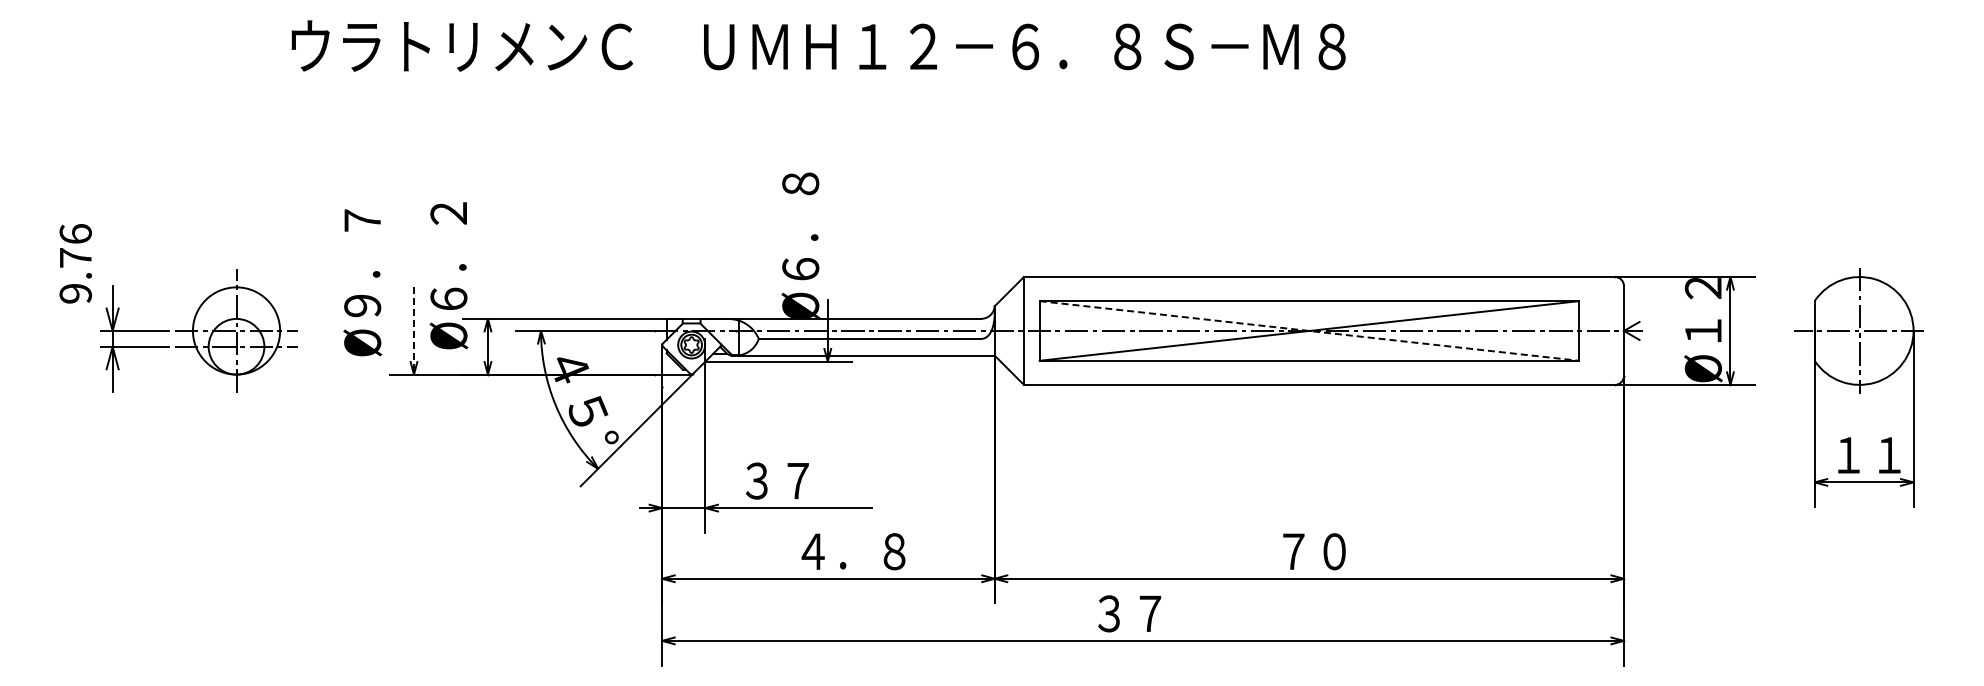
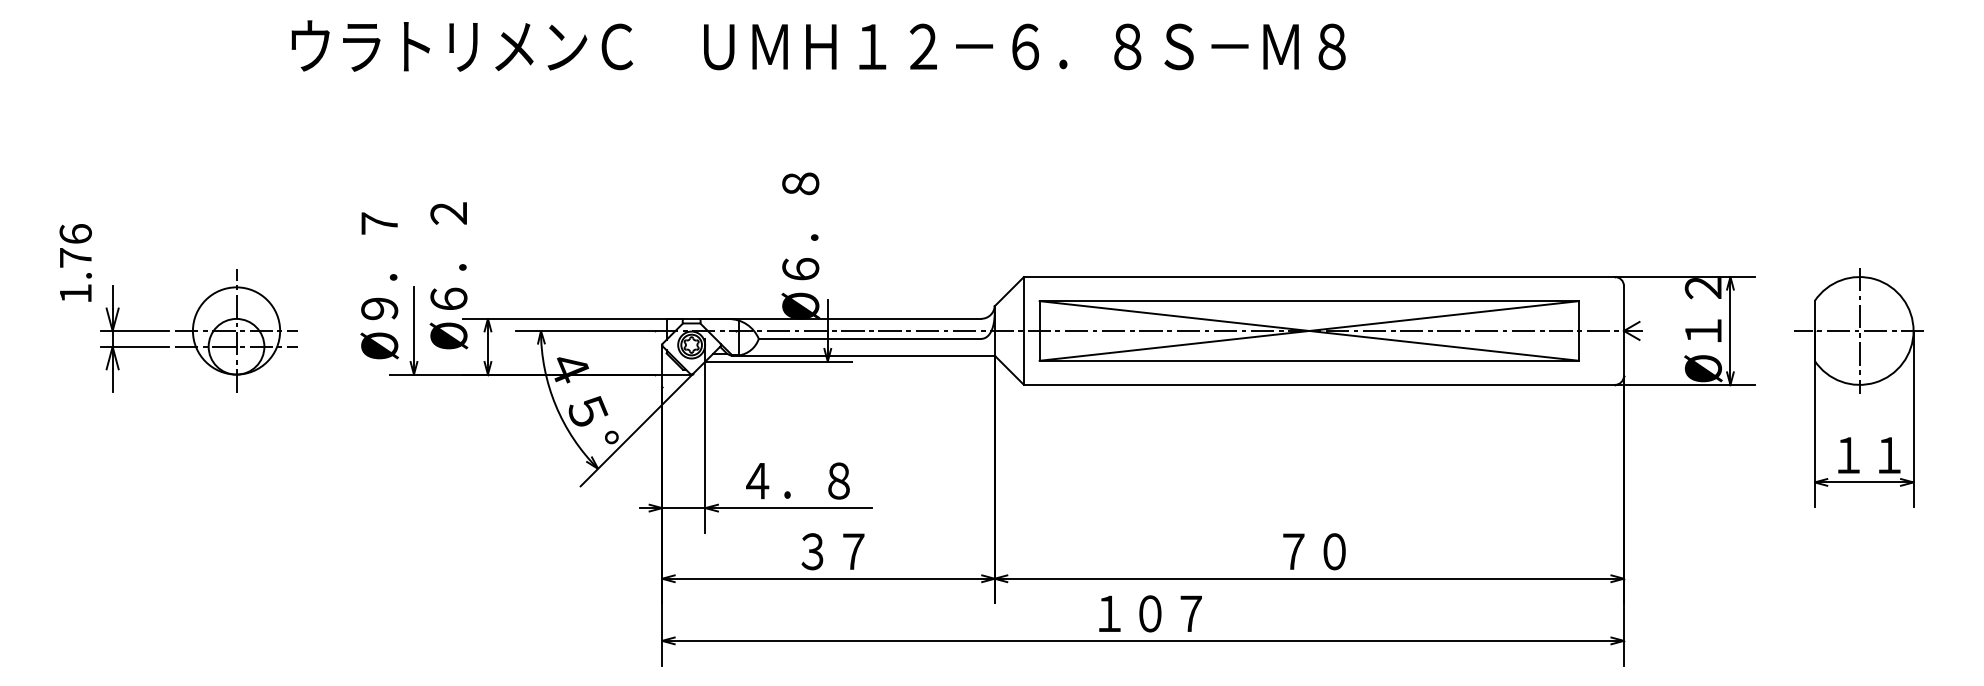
text position: (362, 282) -> (379, 285) (379, 285)
text: 9.76 -> 1.76 (75, 293)
line: dashed -> solid (414, 330)
line: dashed -> solid (1309, 331)
text: ３７ -> ４．８ (797, 480)
text: ４．８ -> ３７ (853, 551)
text: ３７ -> １０７ (1149, 613)
